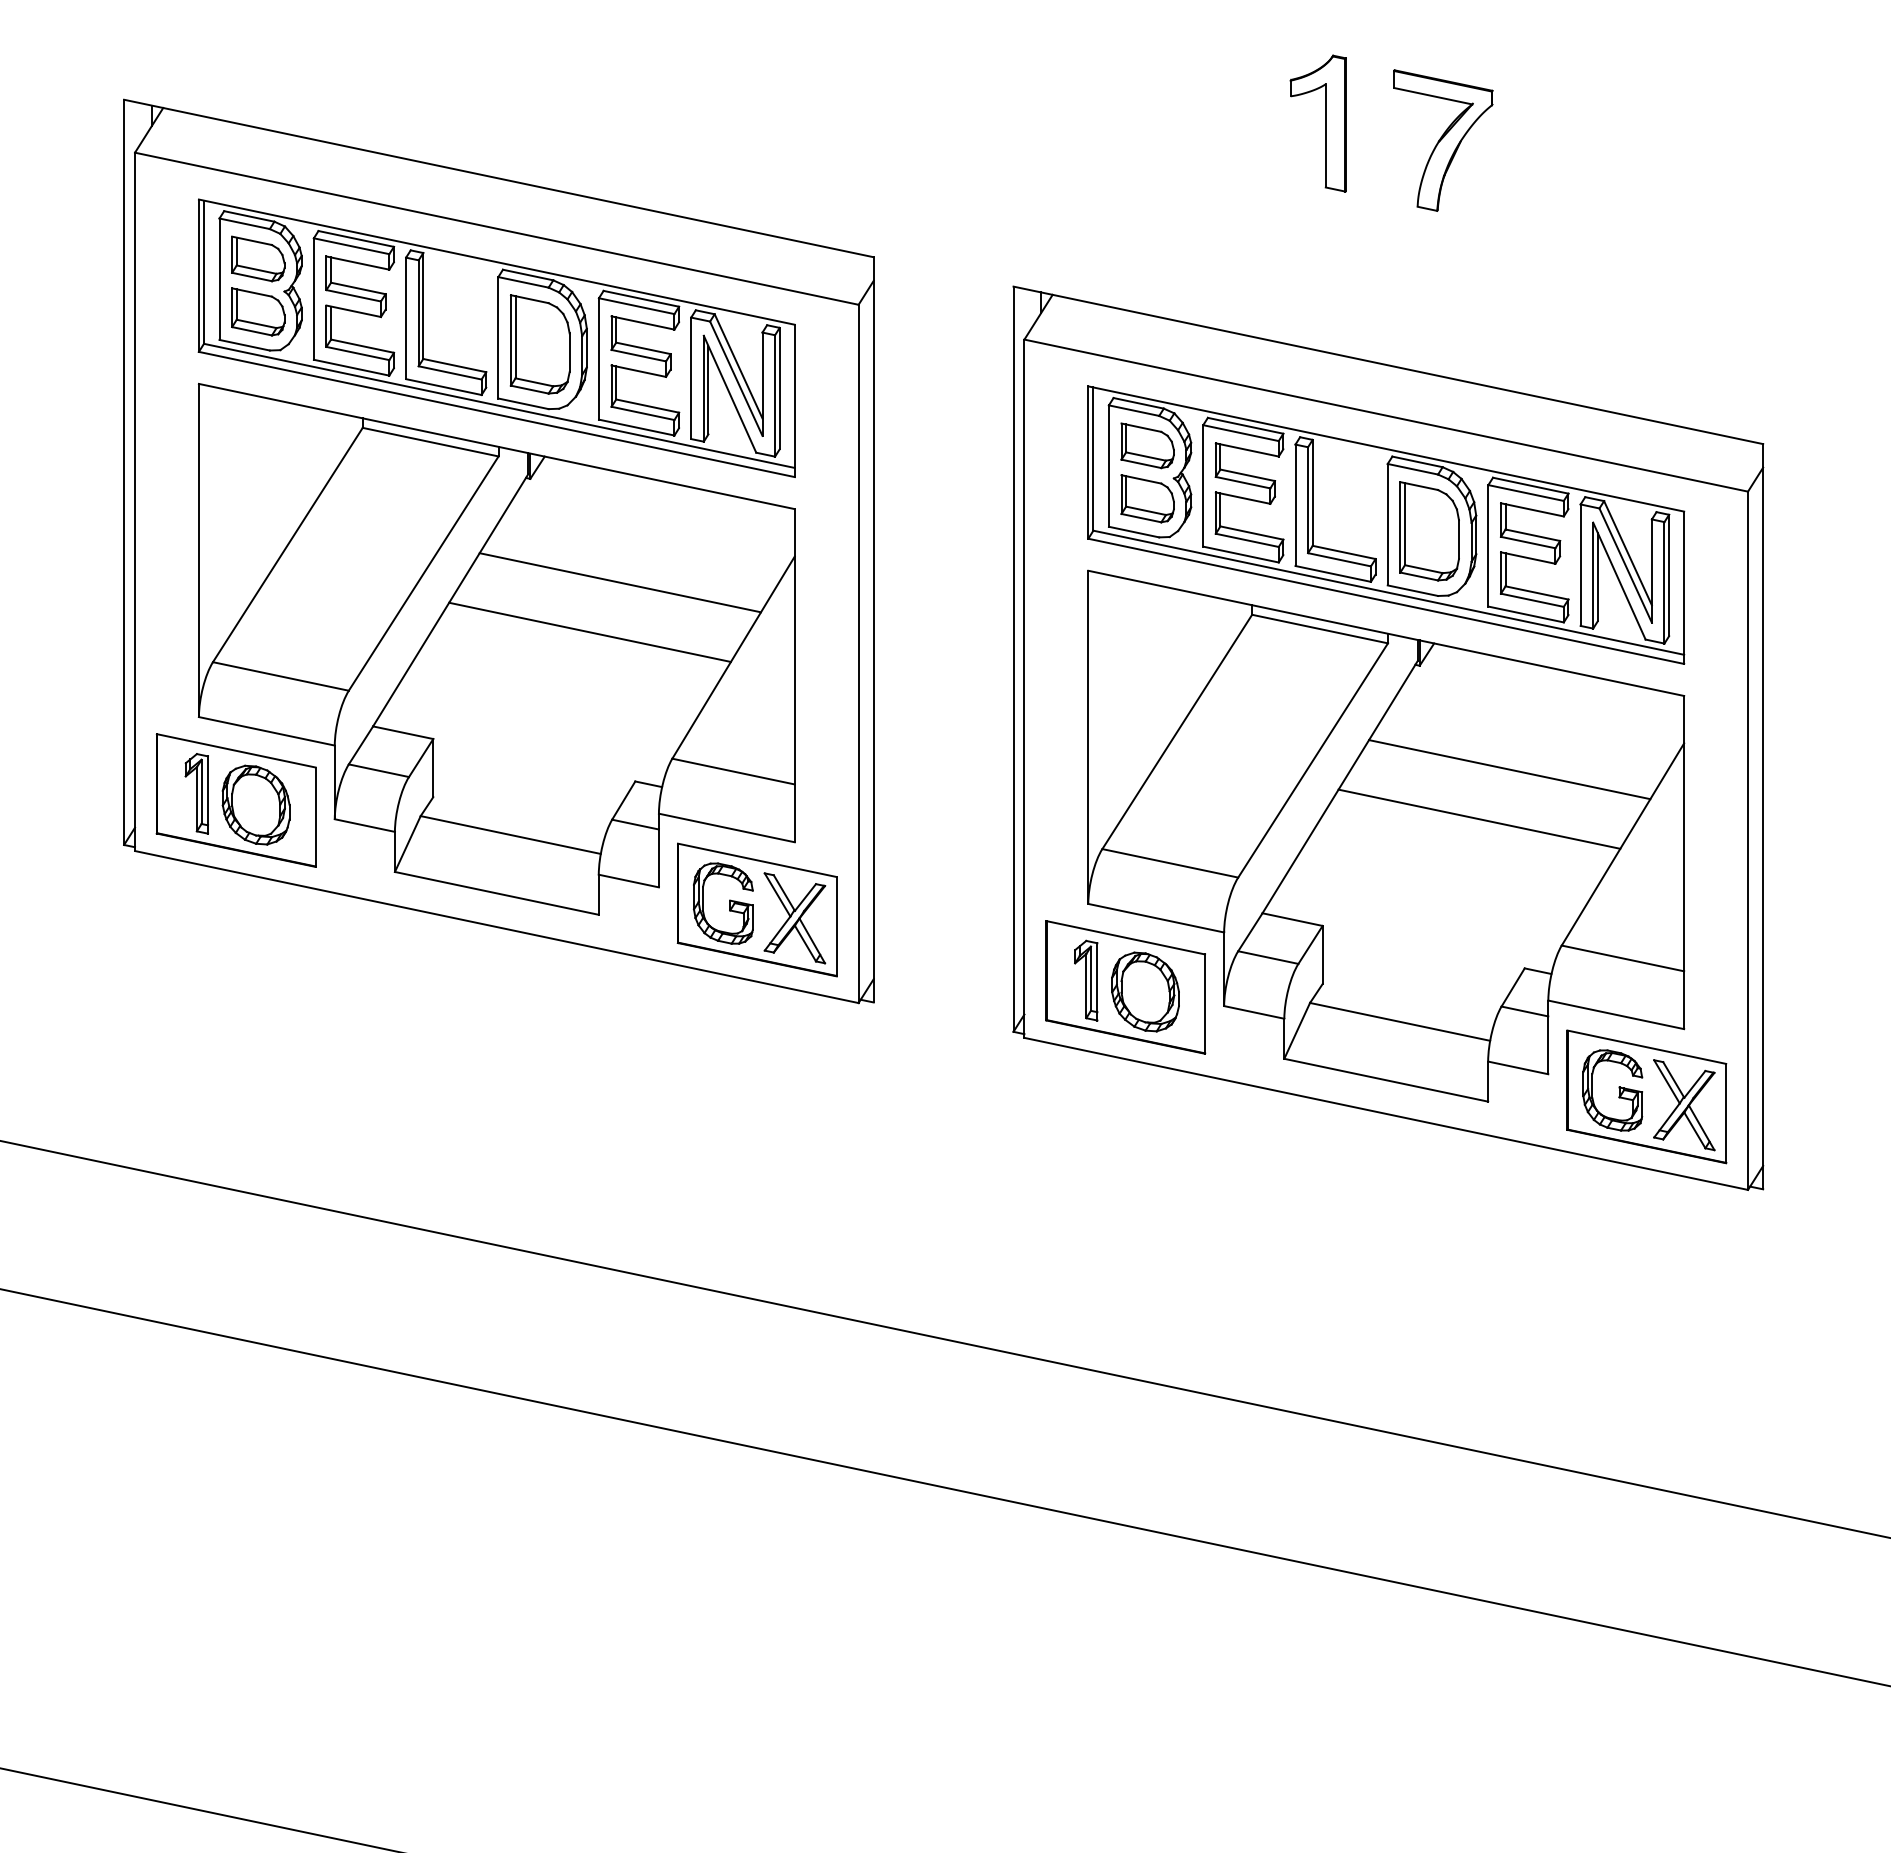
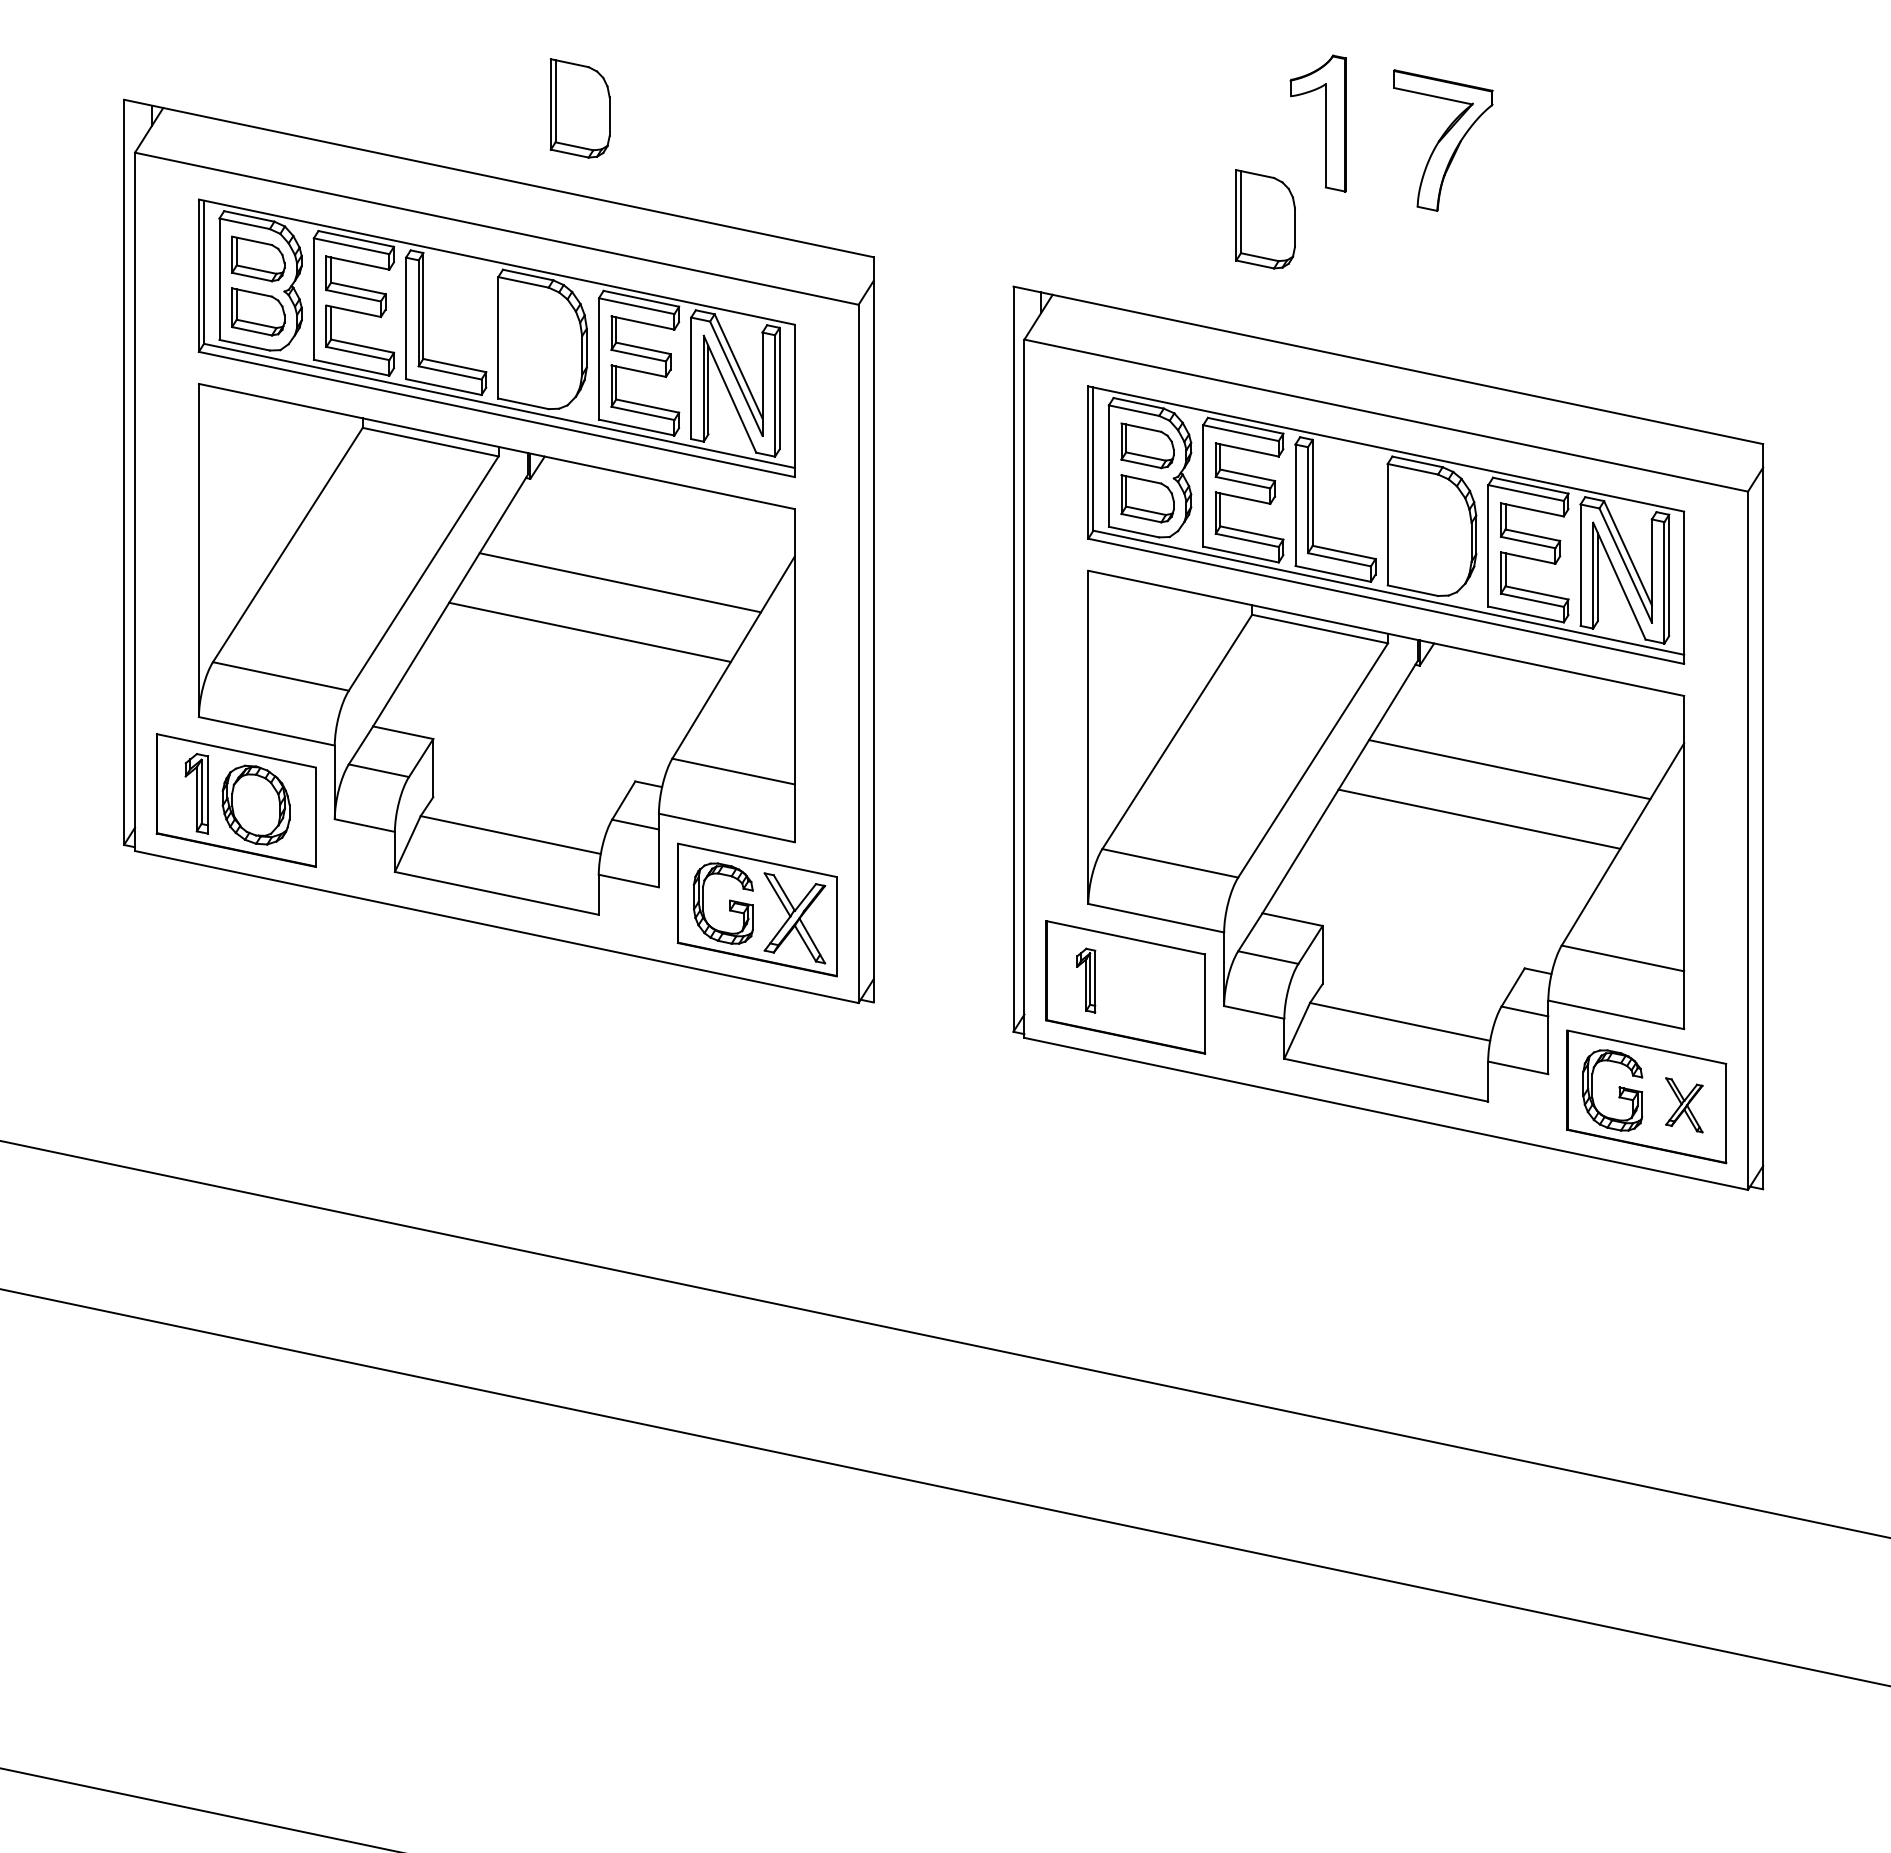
part position: (539, 344) -> (579, 108) (579, 108)
part position: (1429, 531) -> (1265, 219) (1265, 219)
part size: 25x83 px -> 21x67 px (1086, 980)
part: present -> none (1145, 991)
part size: 63x93 px -> 39x57 px (1684, 1105)
